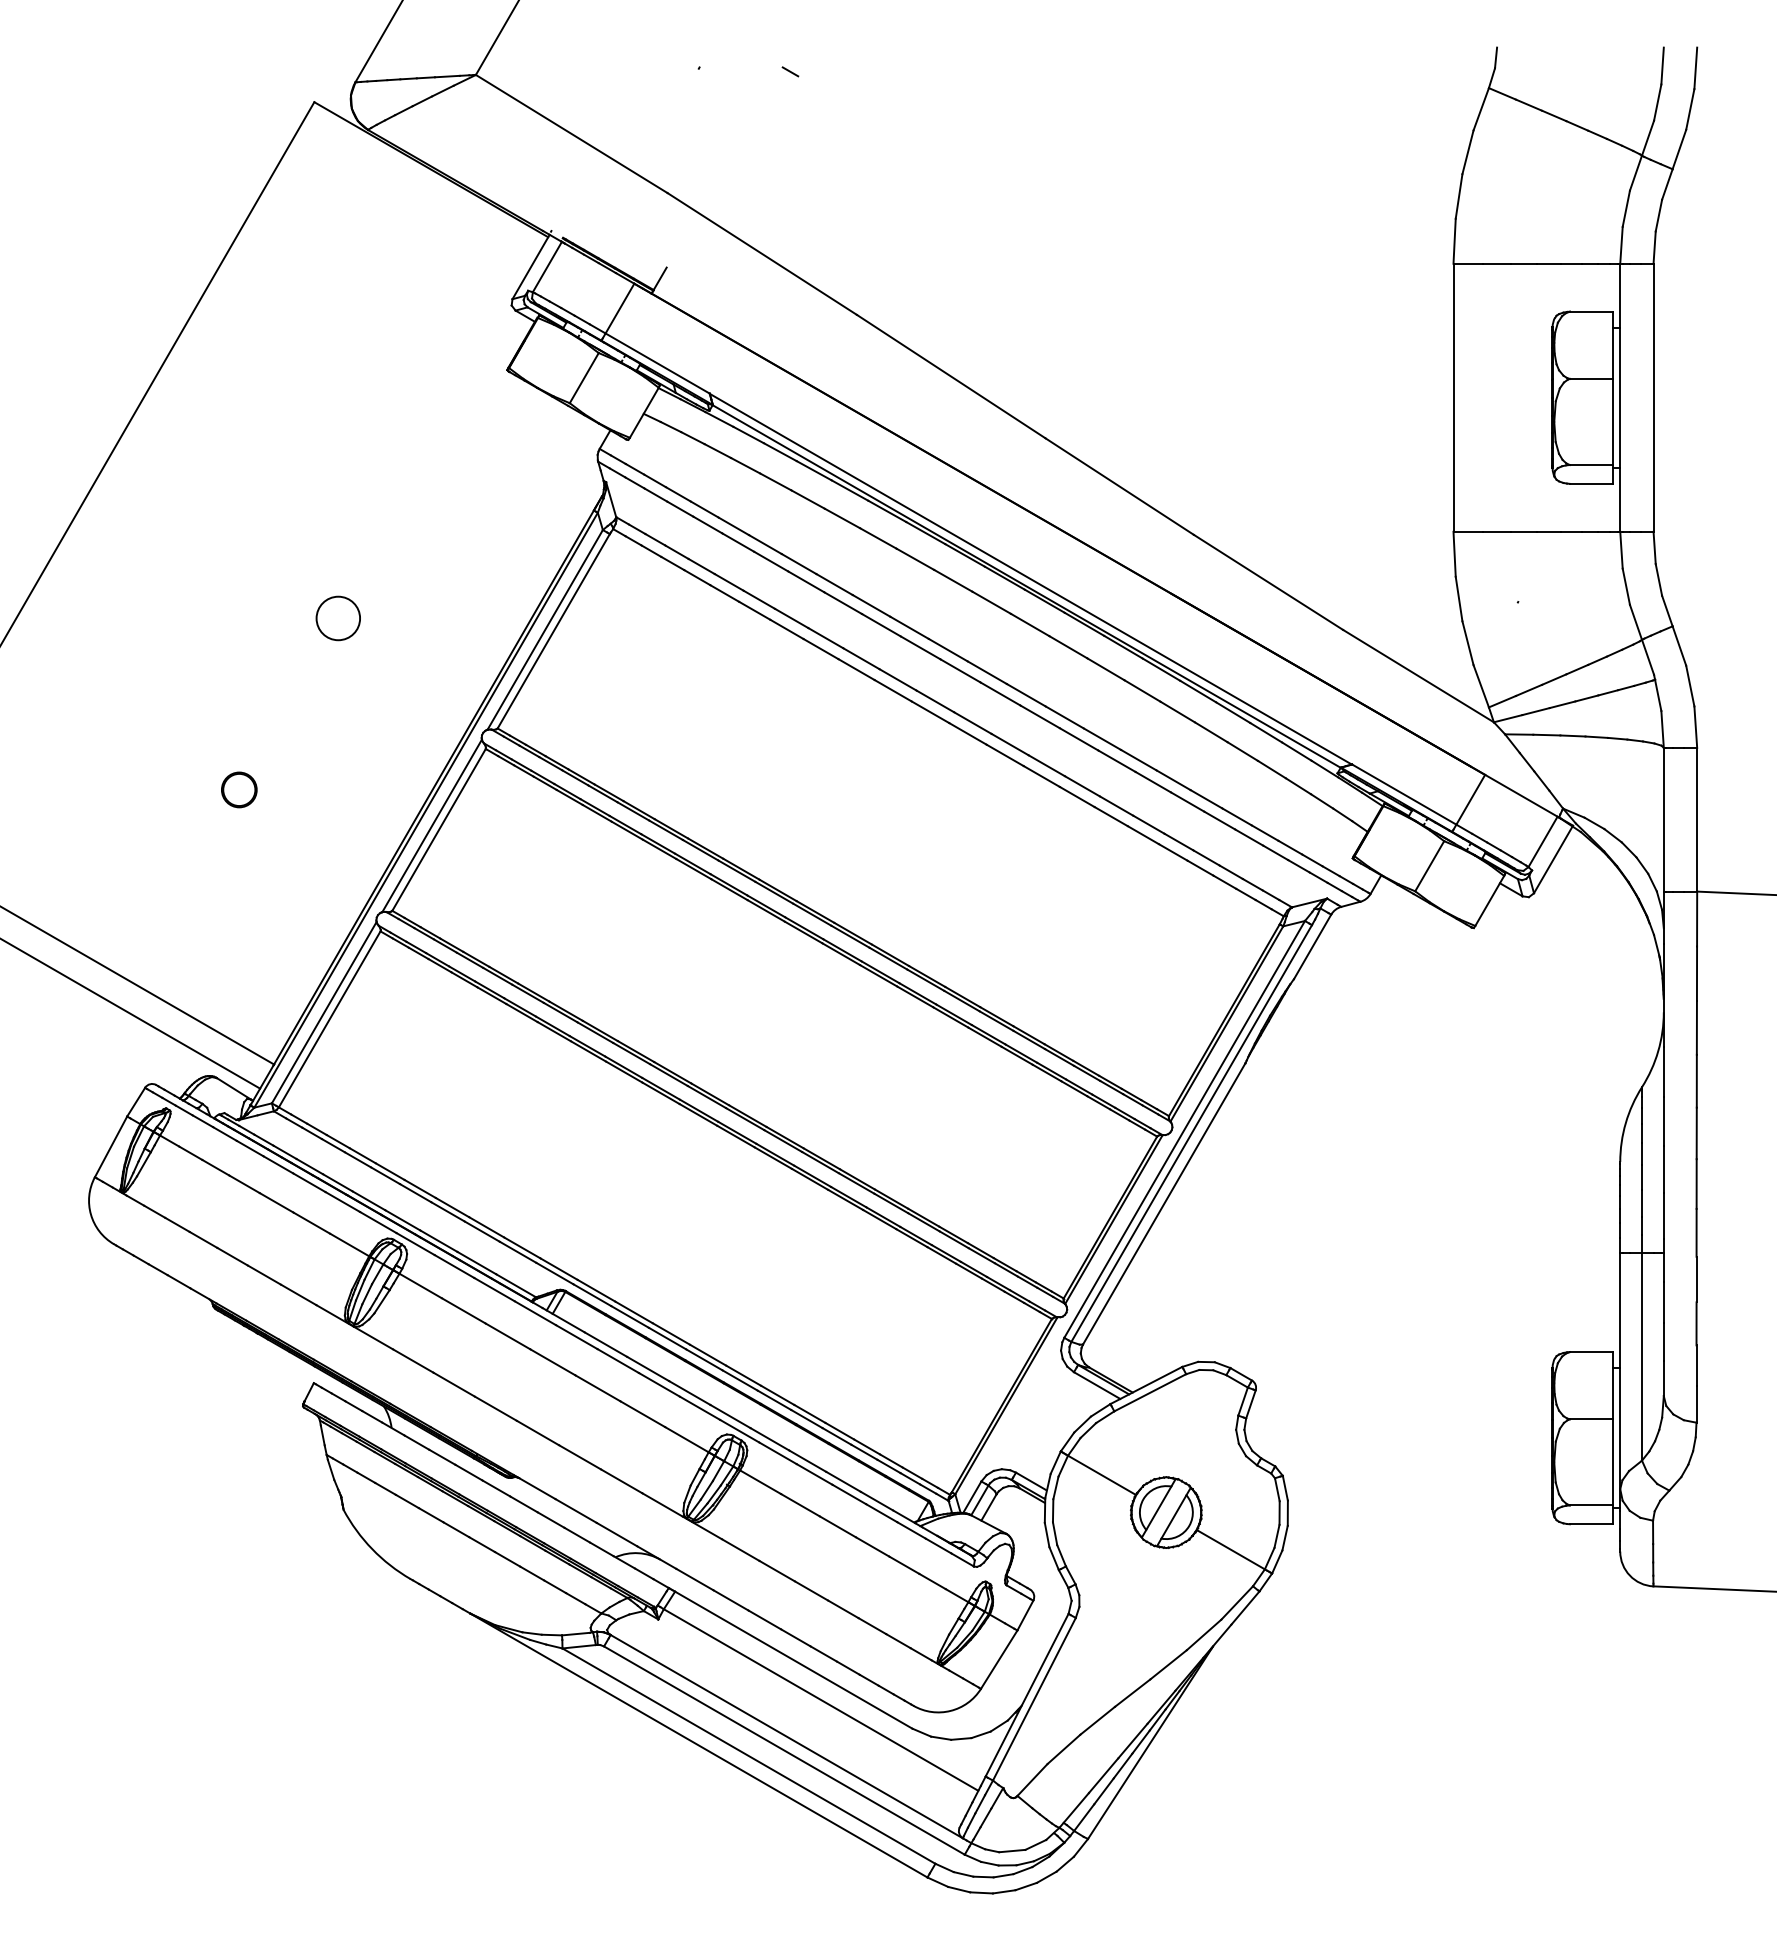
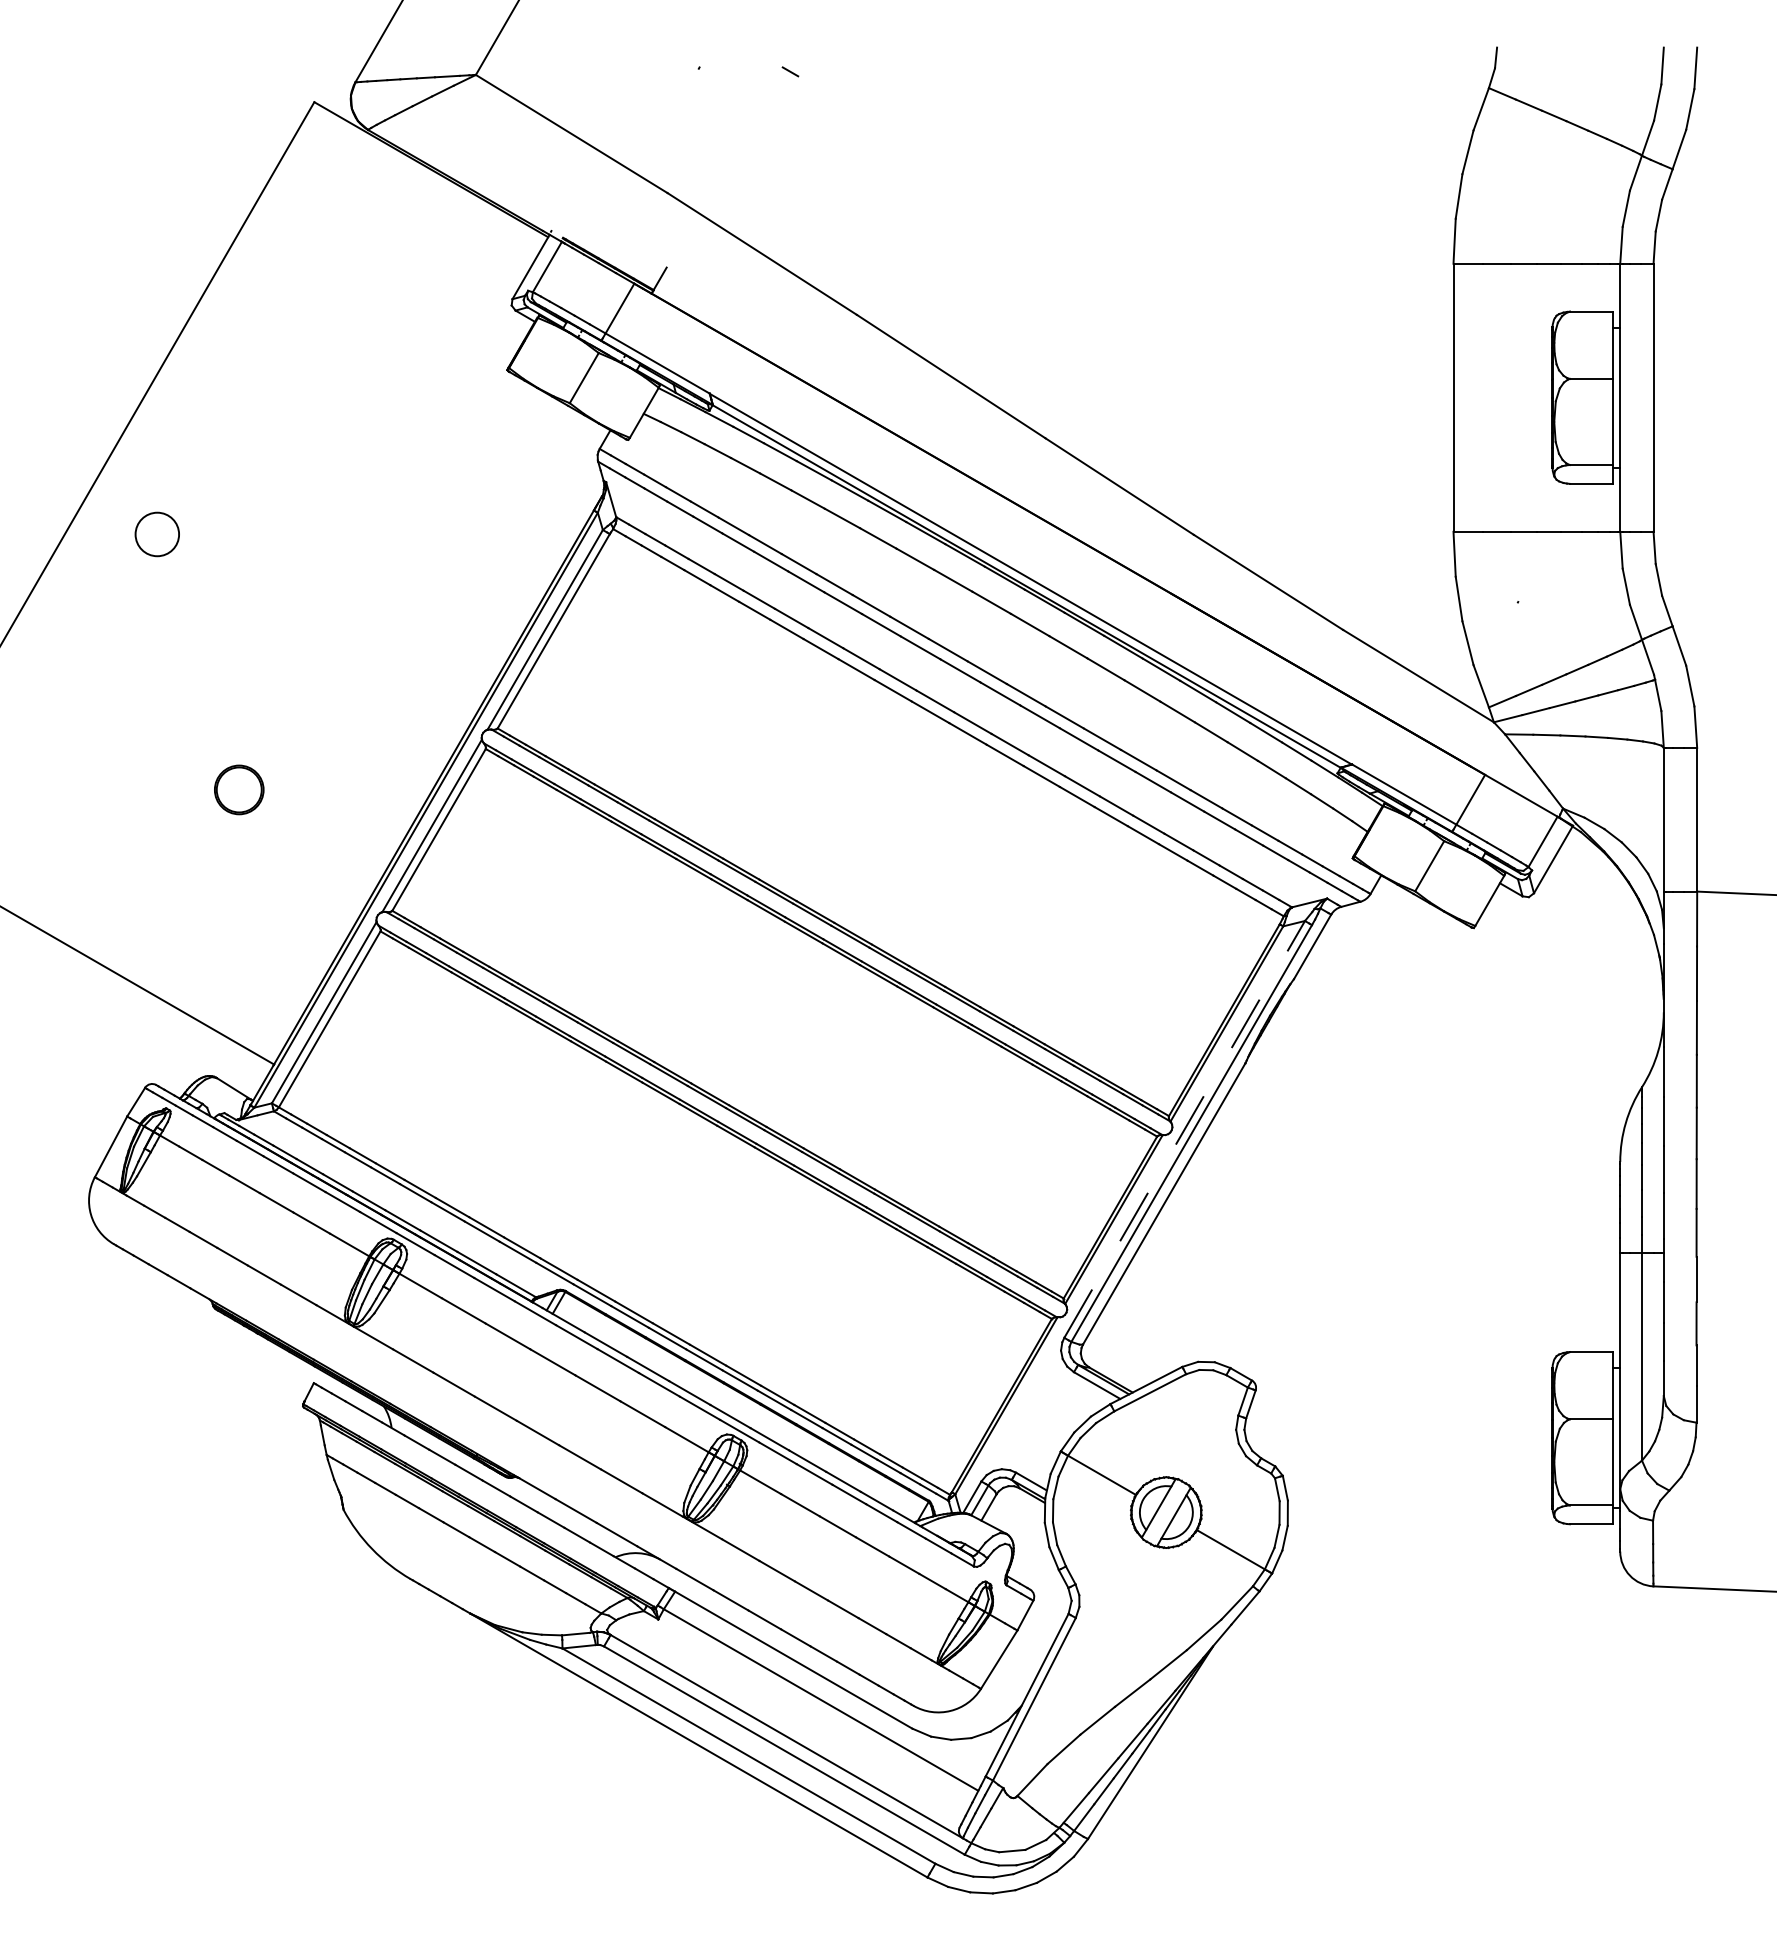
circle position: (337, 618) -> (156, 534) (156, 534)
part size: 37x38 px -> 51x52 px (239, 789)
line: present -> none (131, 1014)
line: solid -> dashed (1184, 1129)
